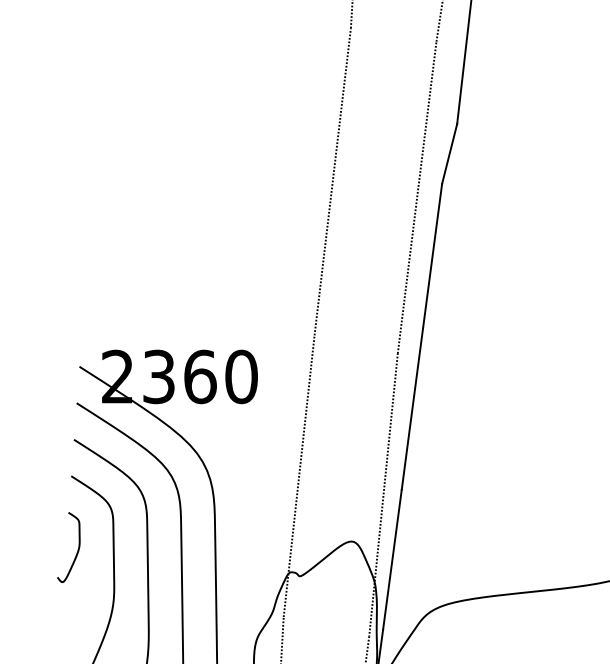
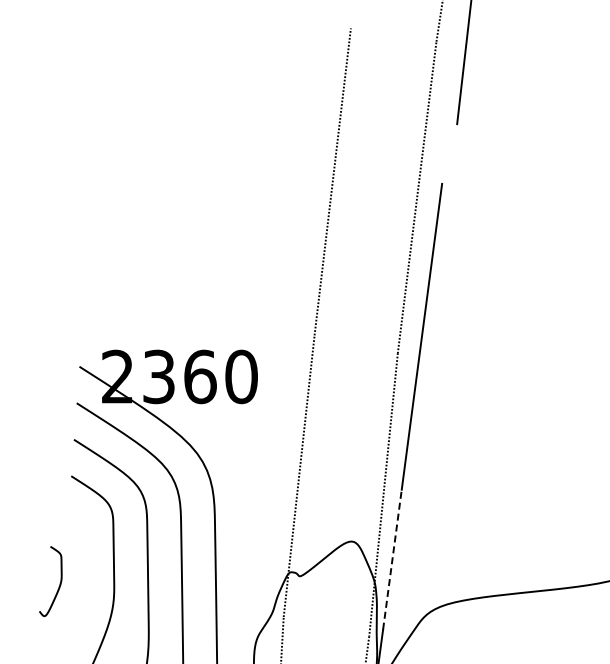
line: present -> none (351, 15)
line: present -> none (449, 153)
curve position: (77, 549) -> (59, 583) (59, 583)
line: solid -> dashed (392, 559)
